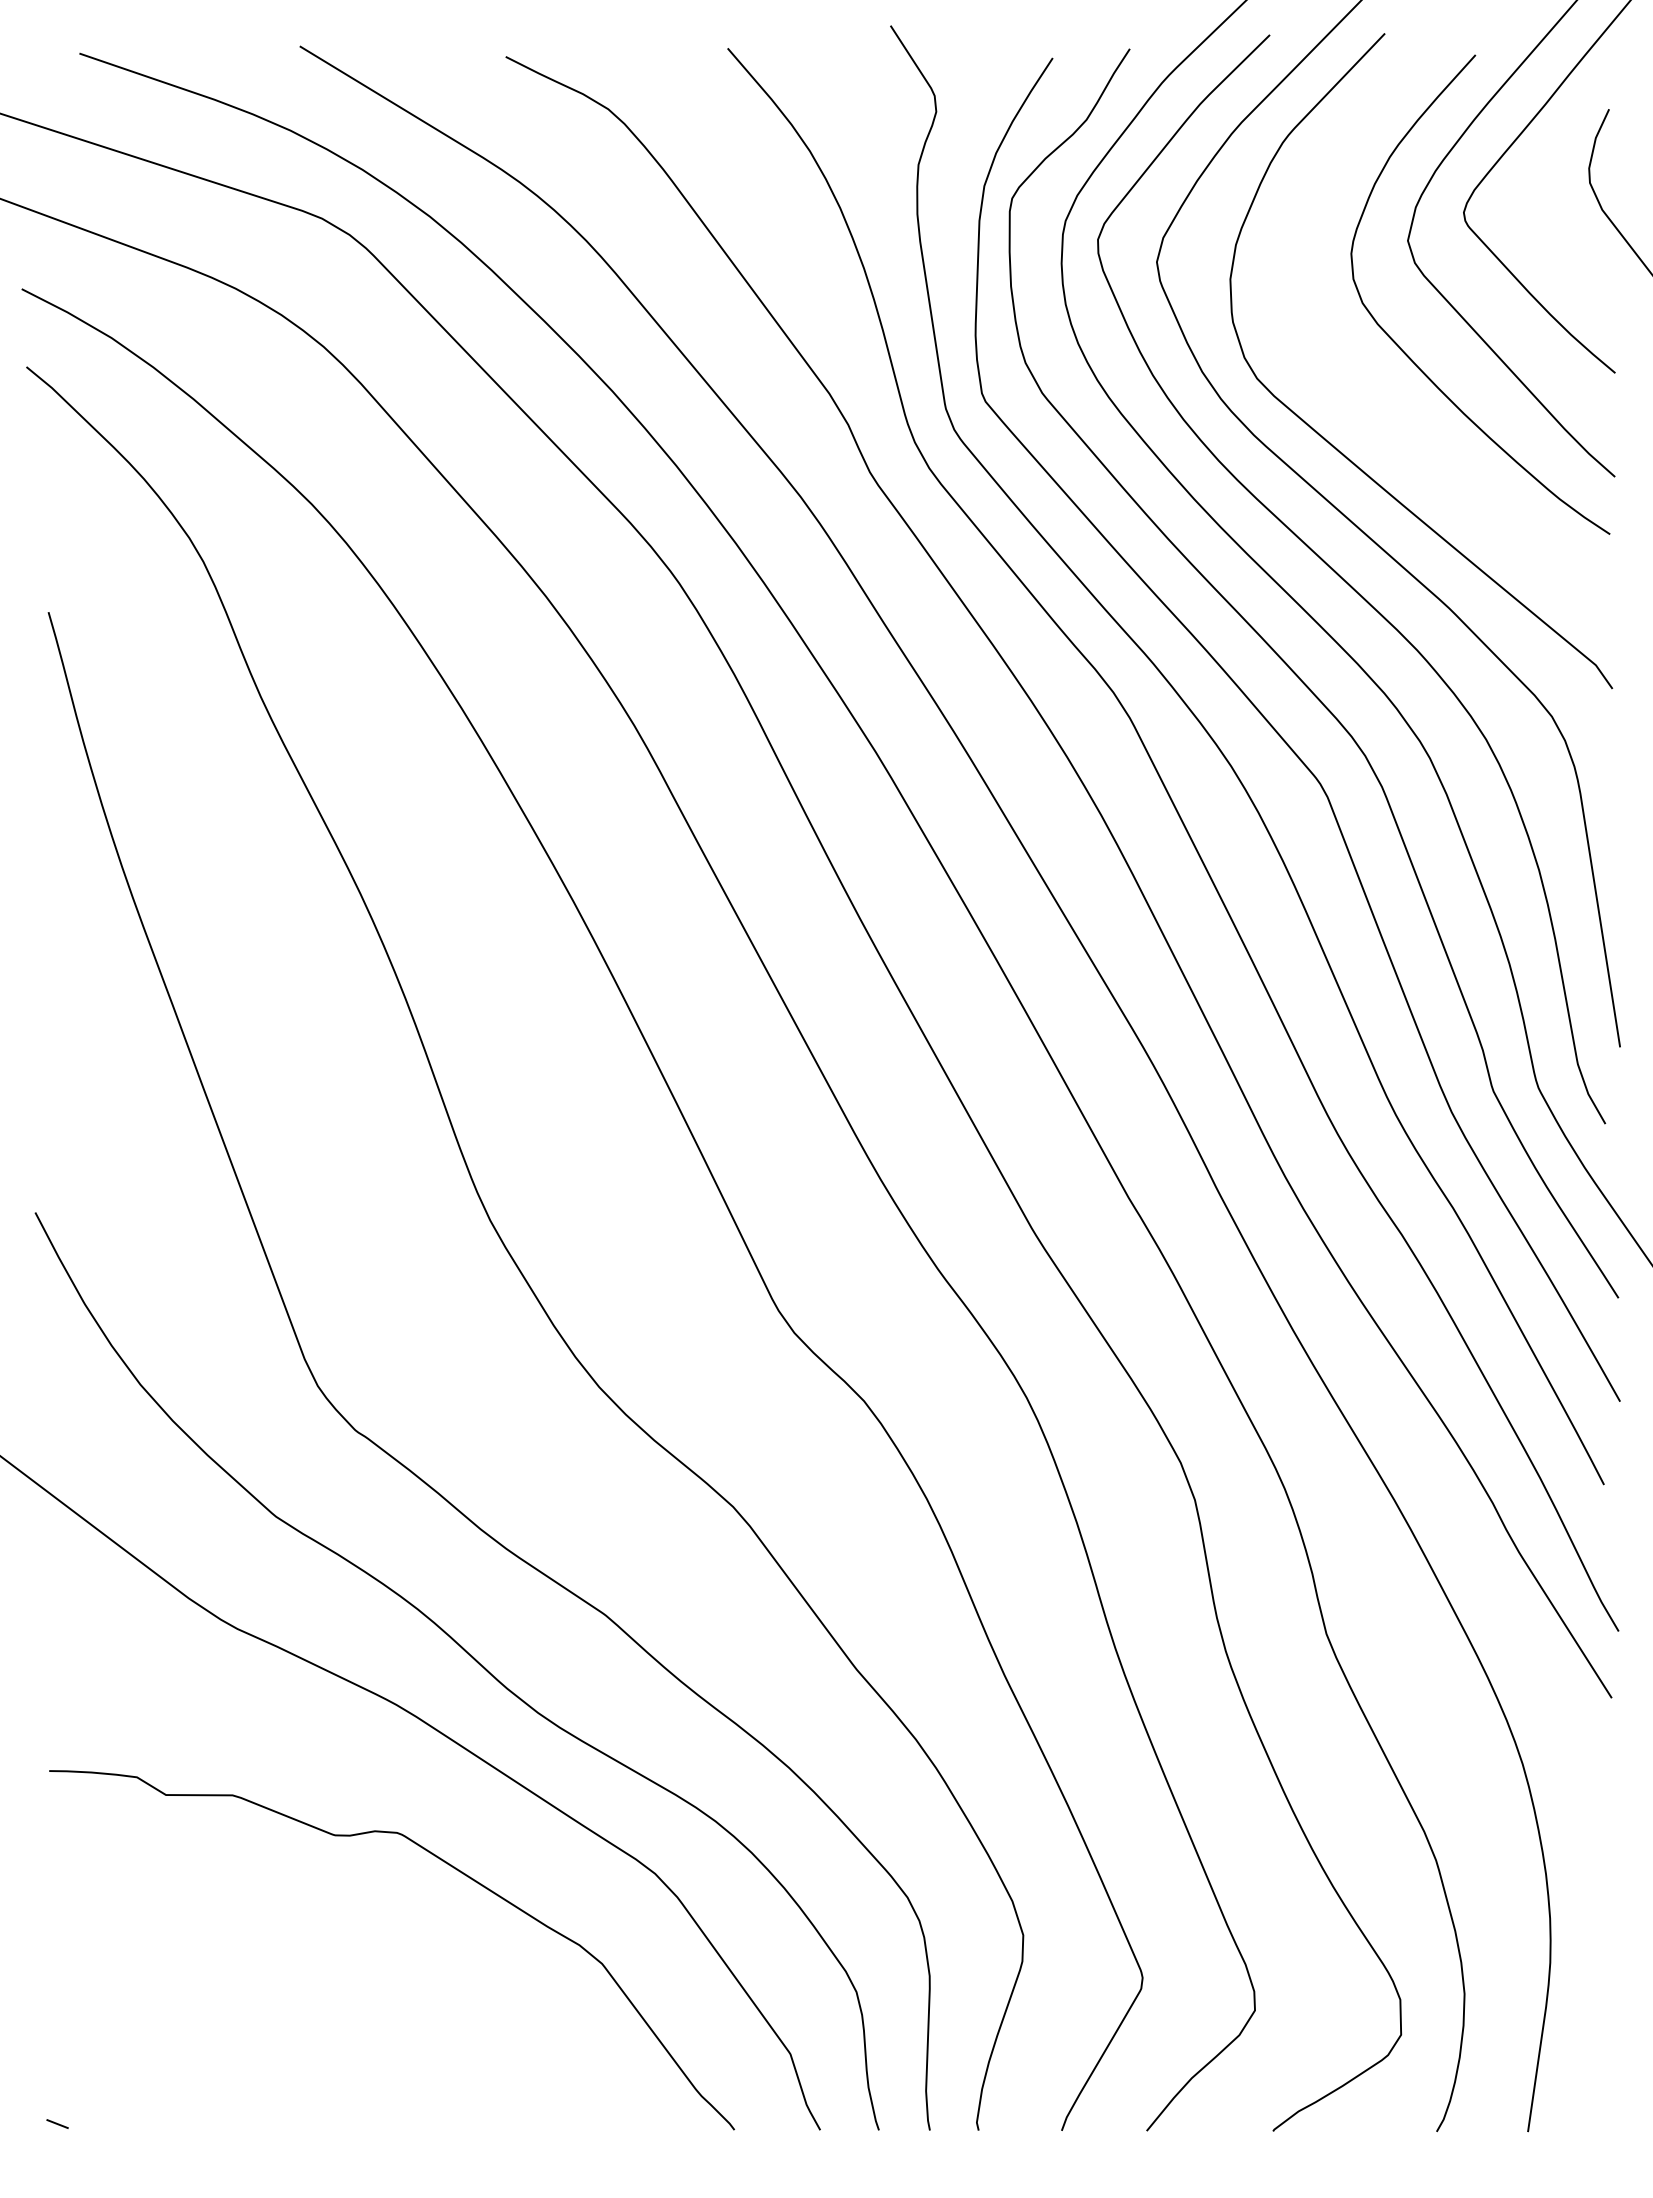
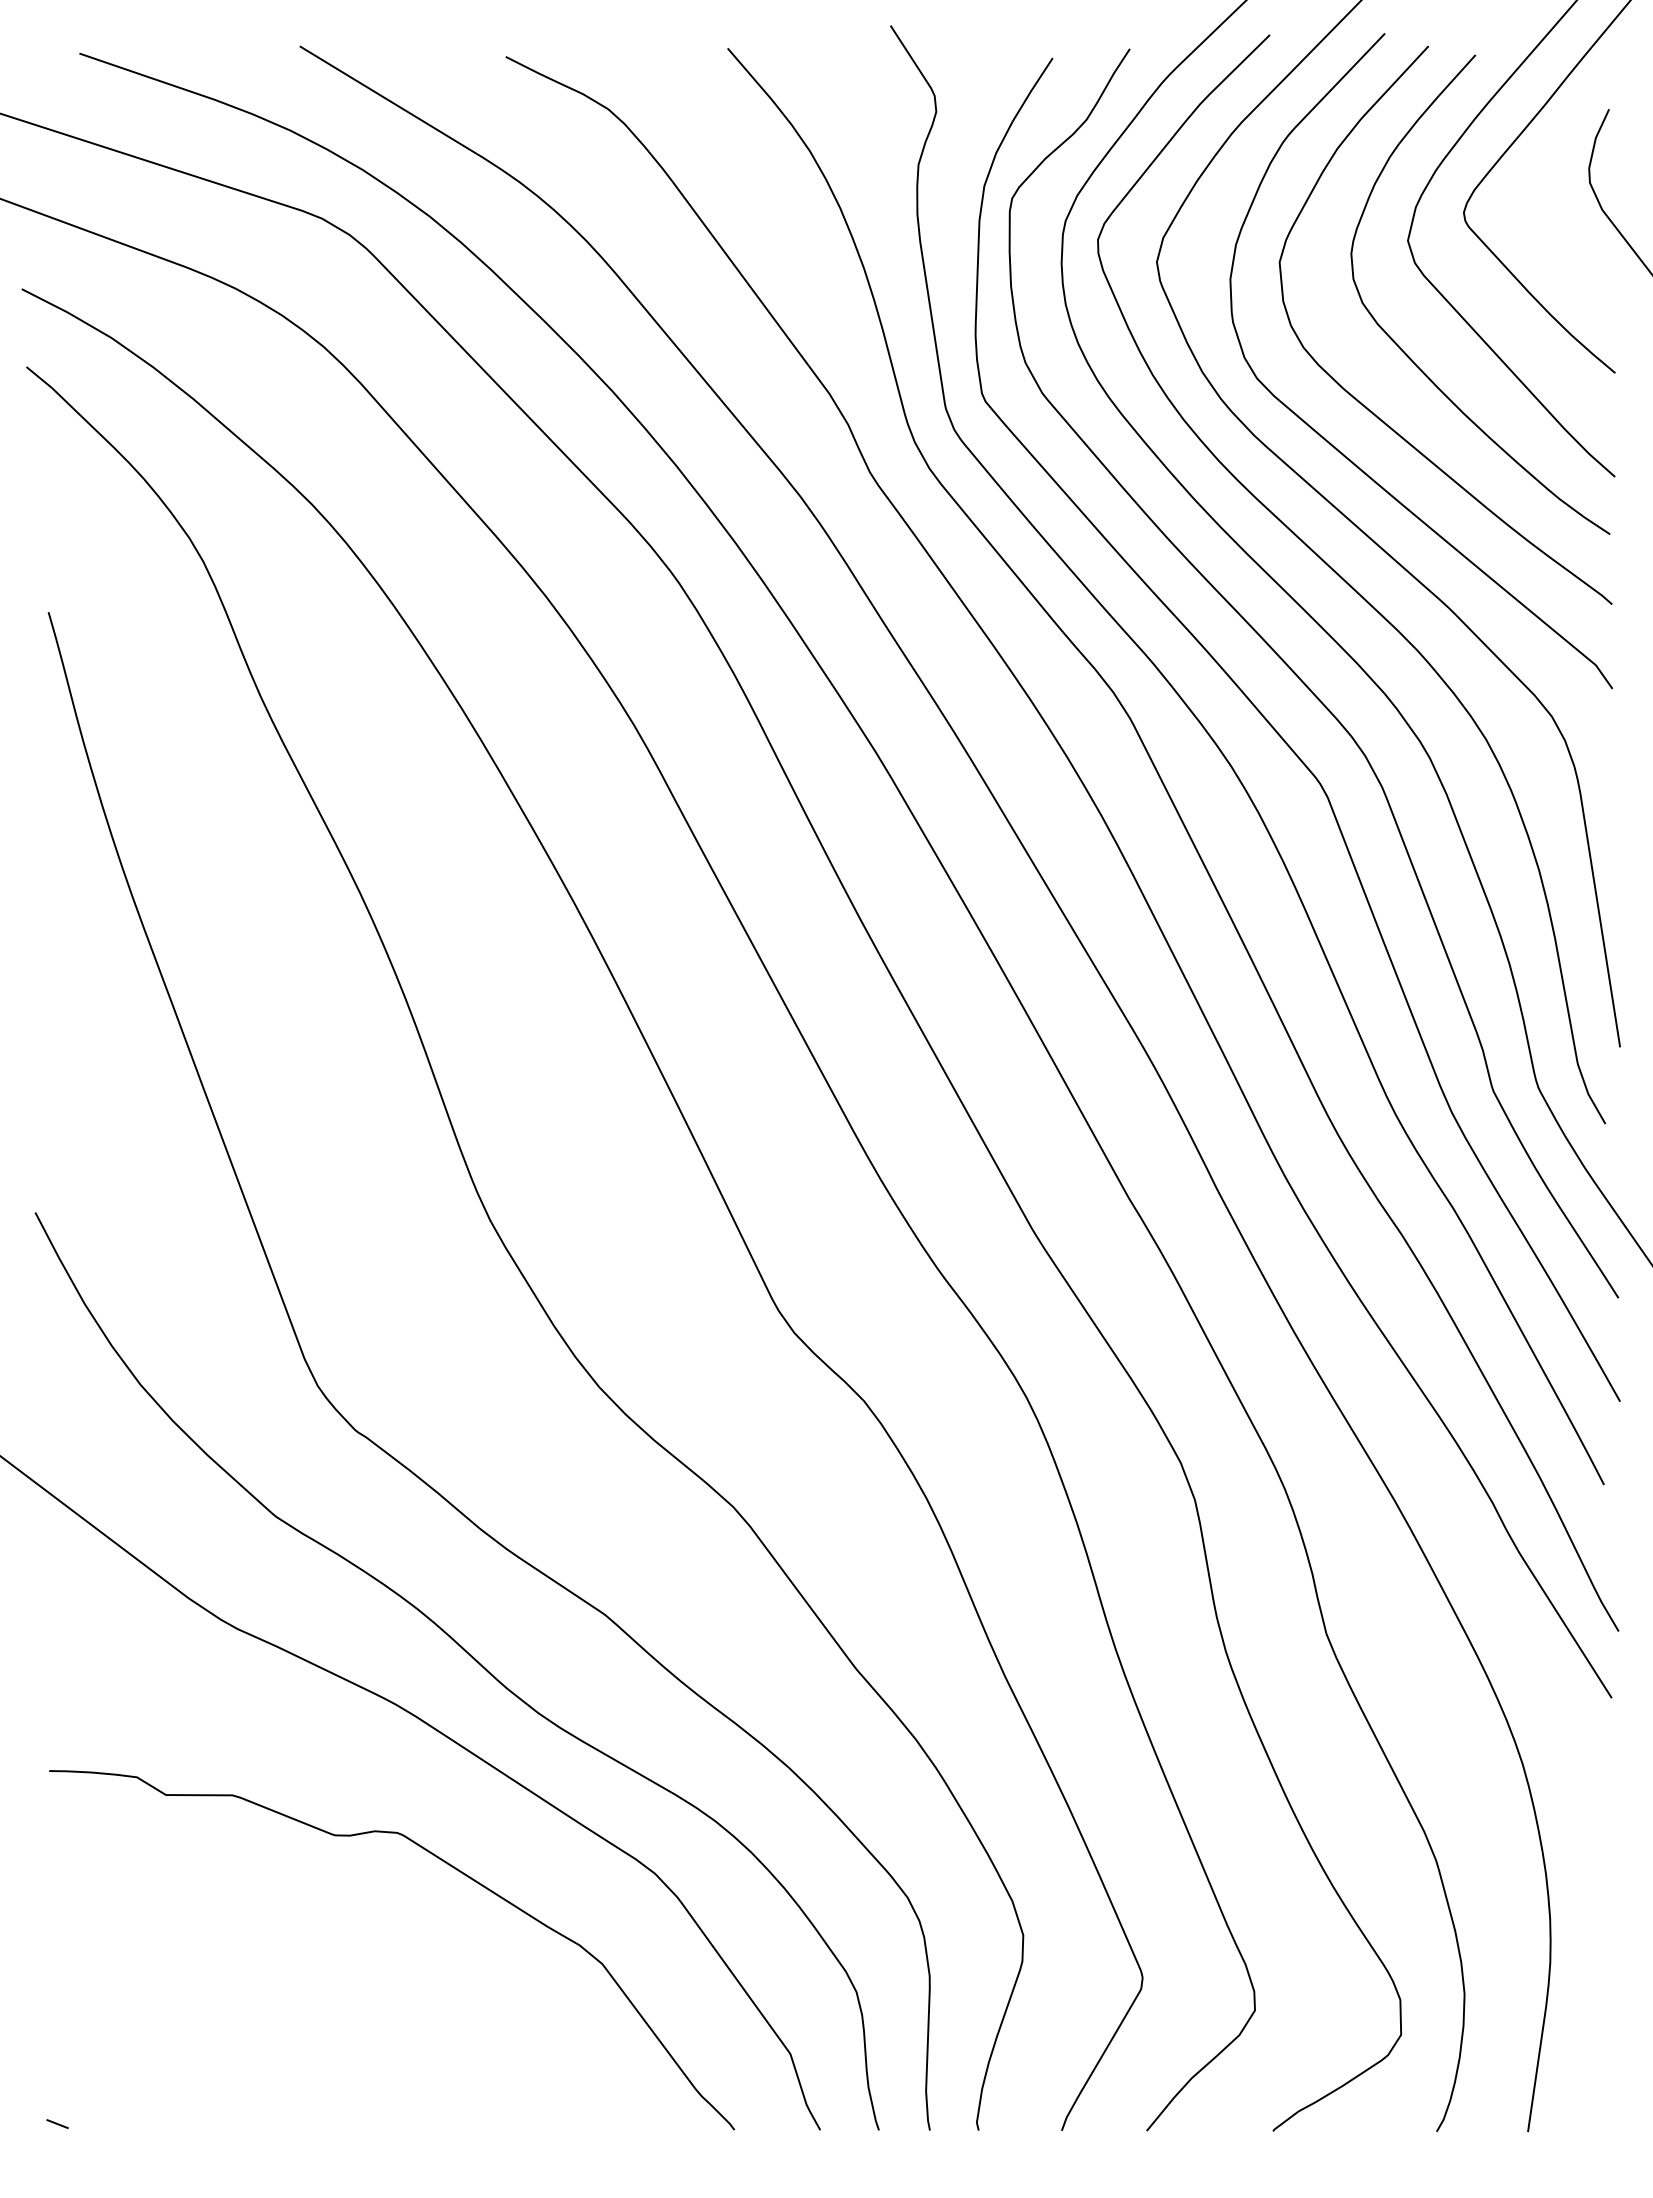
curve: none -> present (1371, 410)
